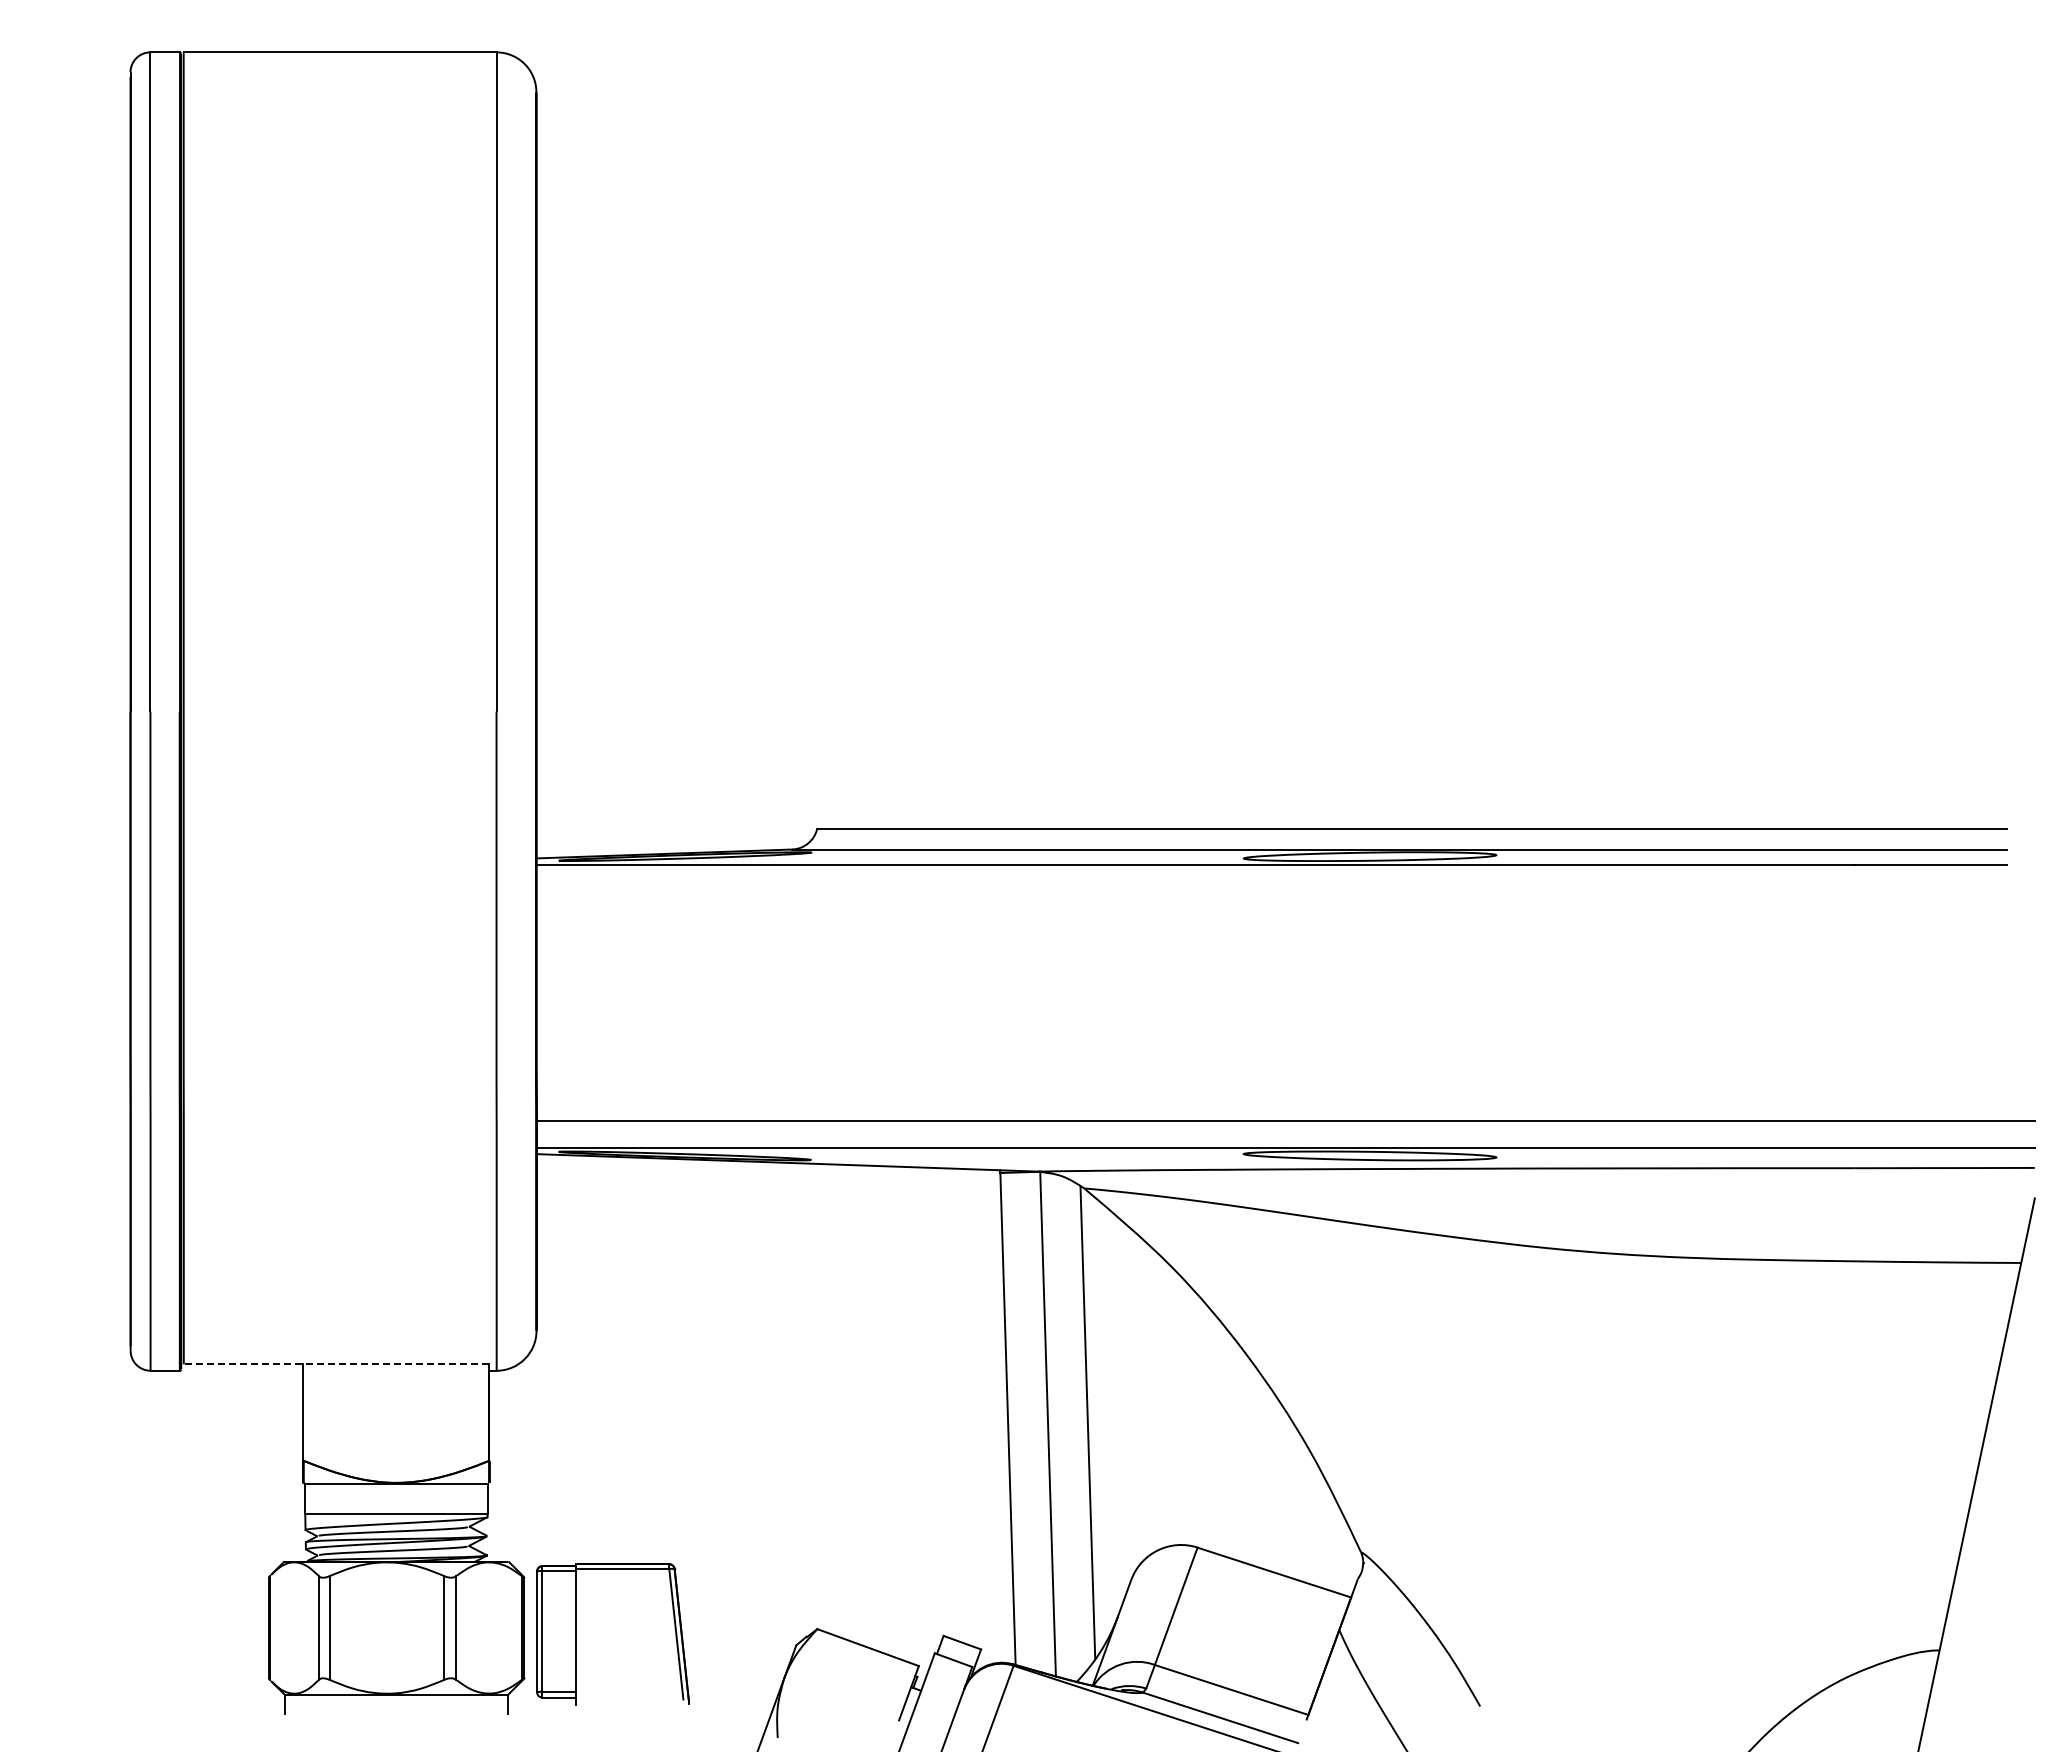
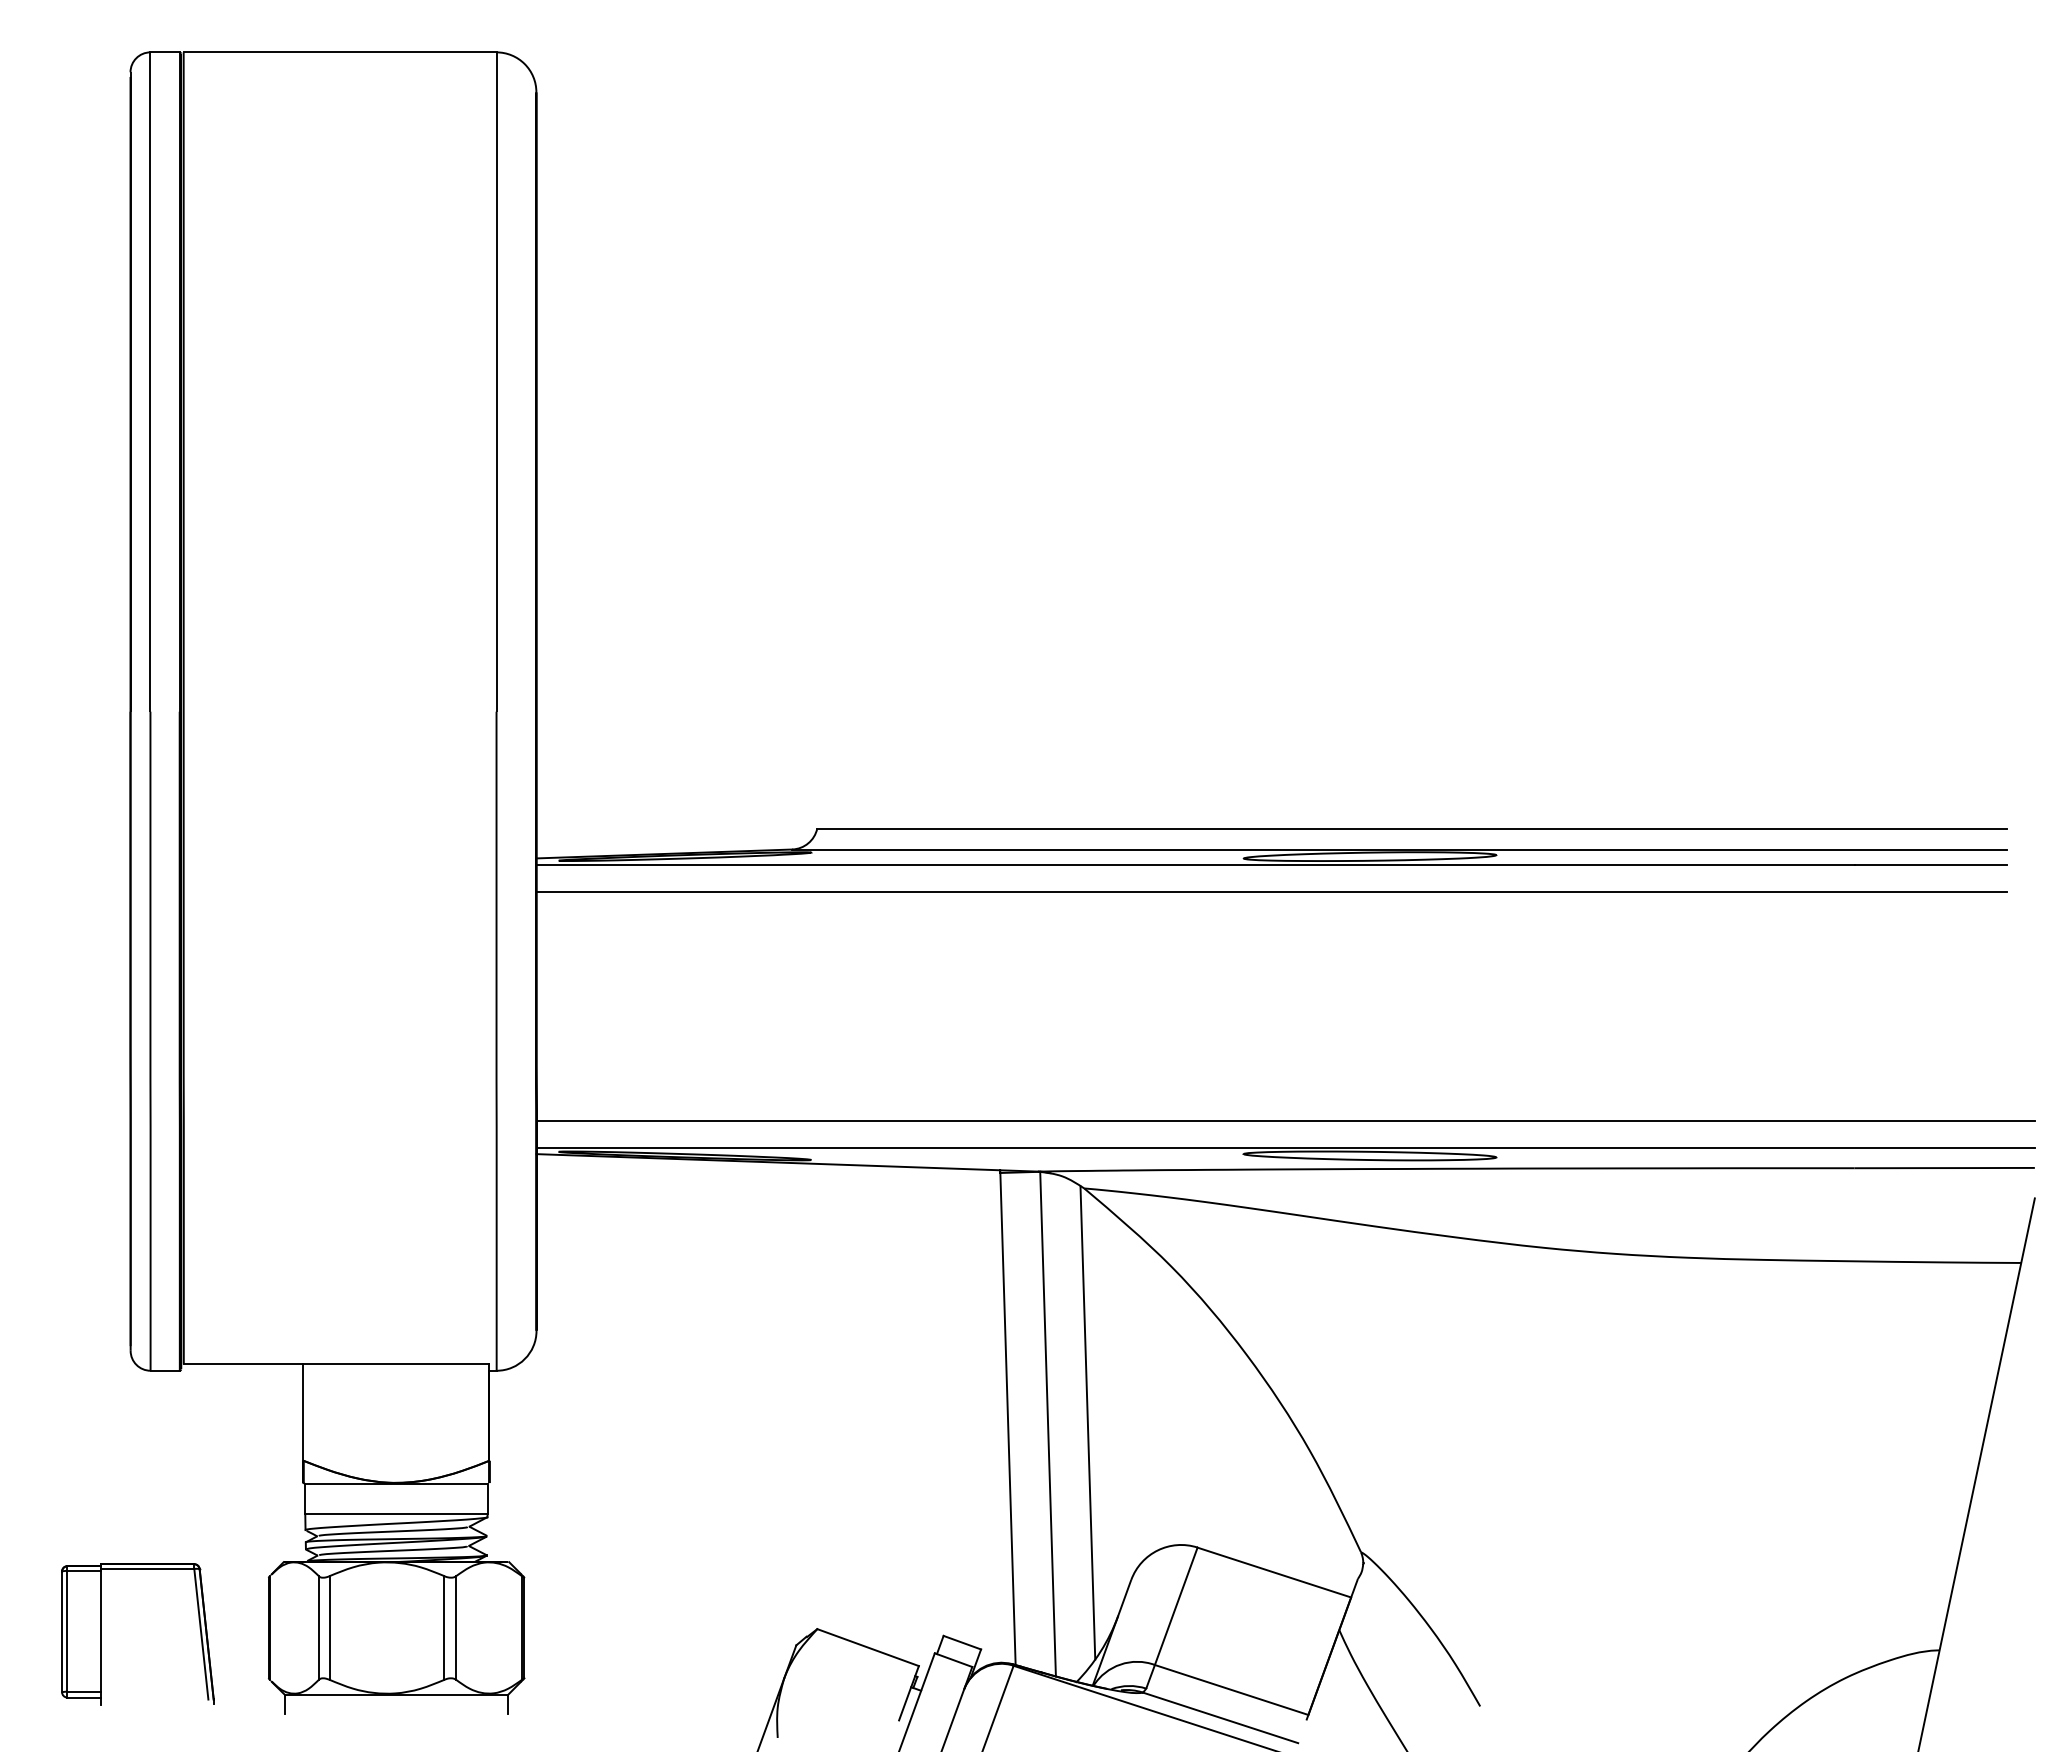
line: none -> present (1271, 891)
line: dashed -> solid (336, 1364)
part position: (576, 1634) -> (101, 1634) (101, 1634)
